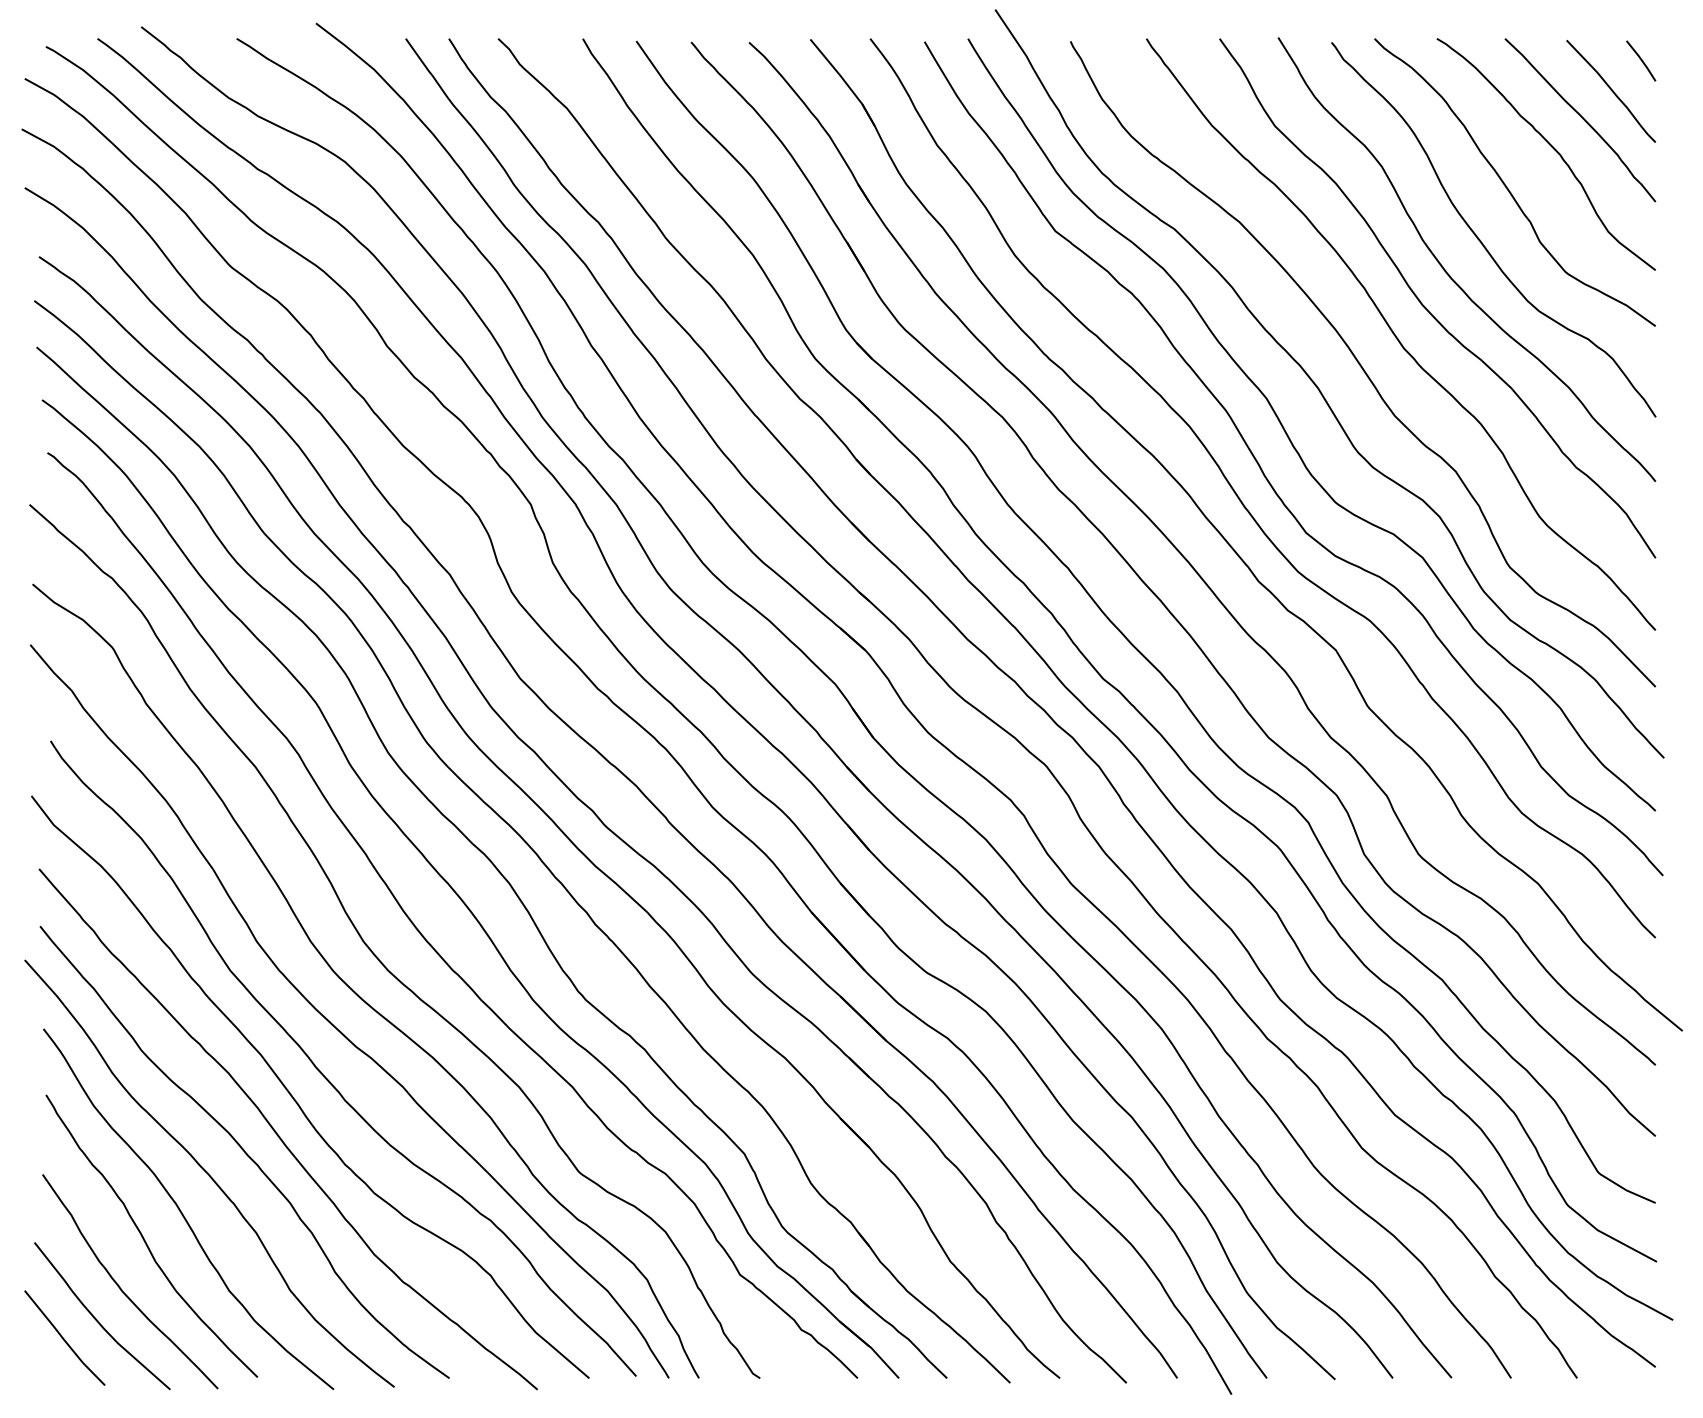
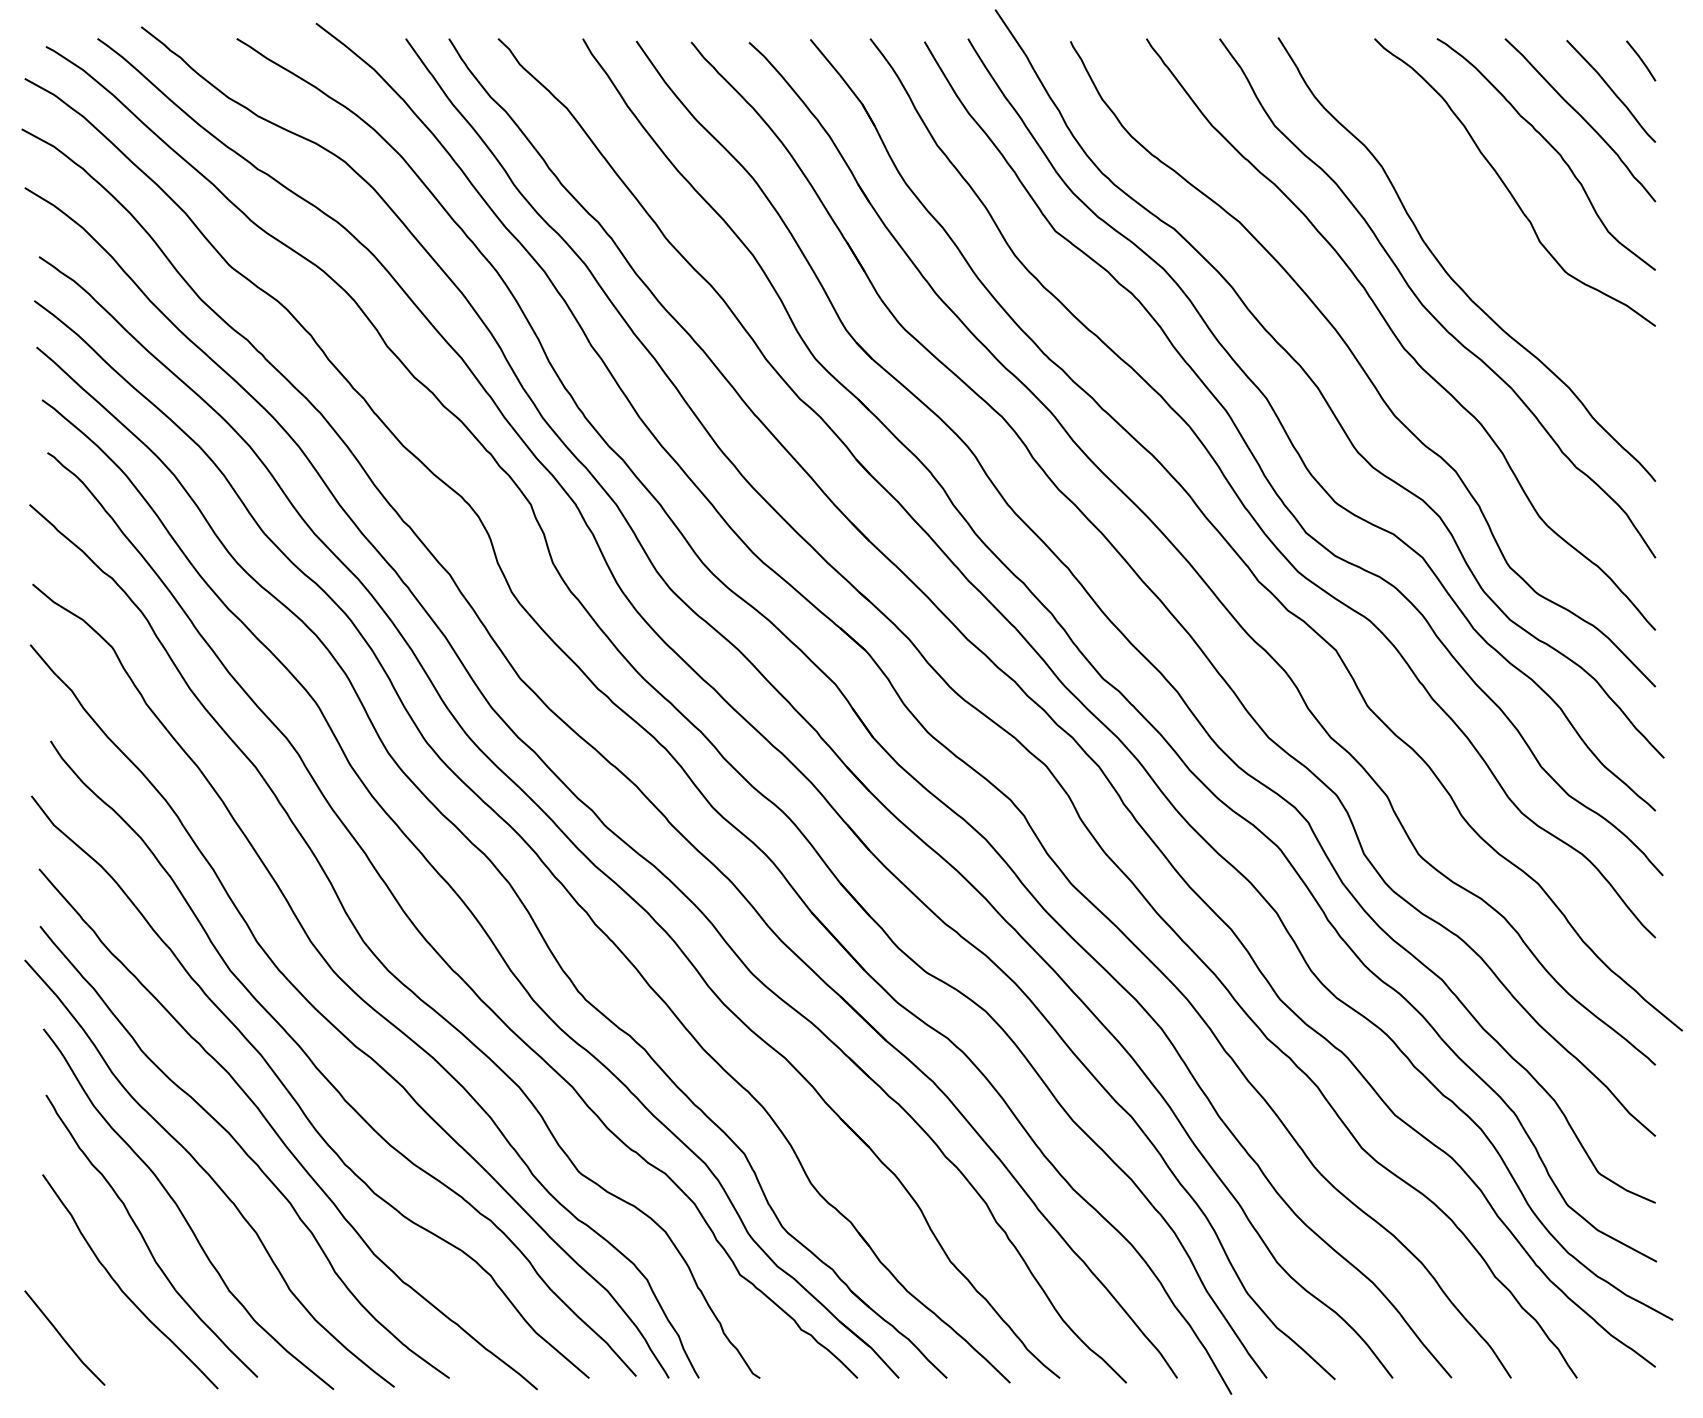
curve: present -> none (1480, 239)
curve: present -> none (98, 1320)
